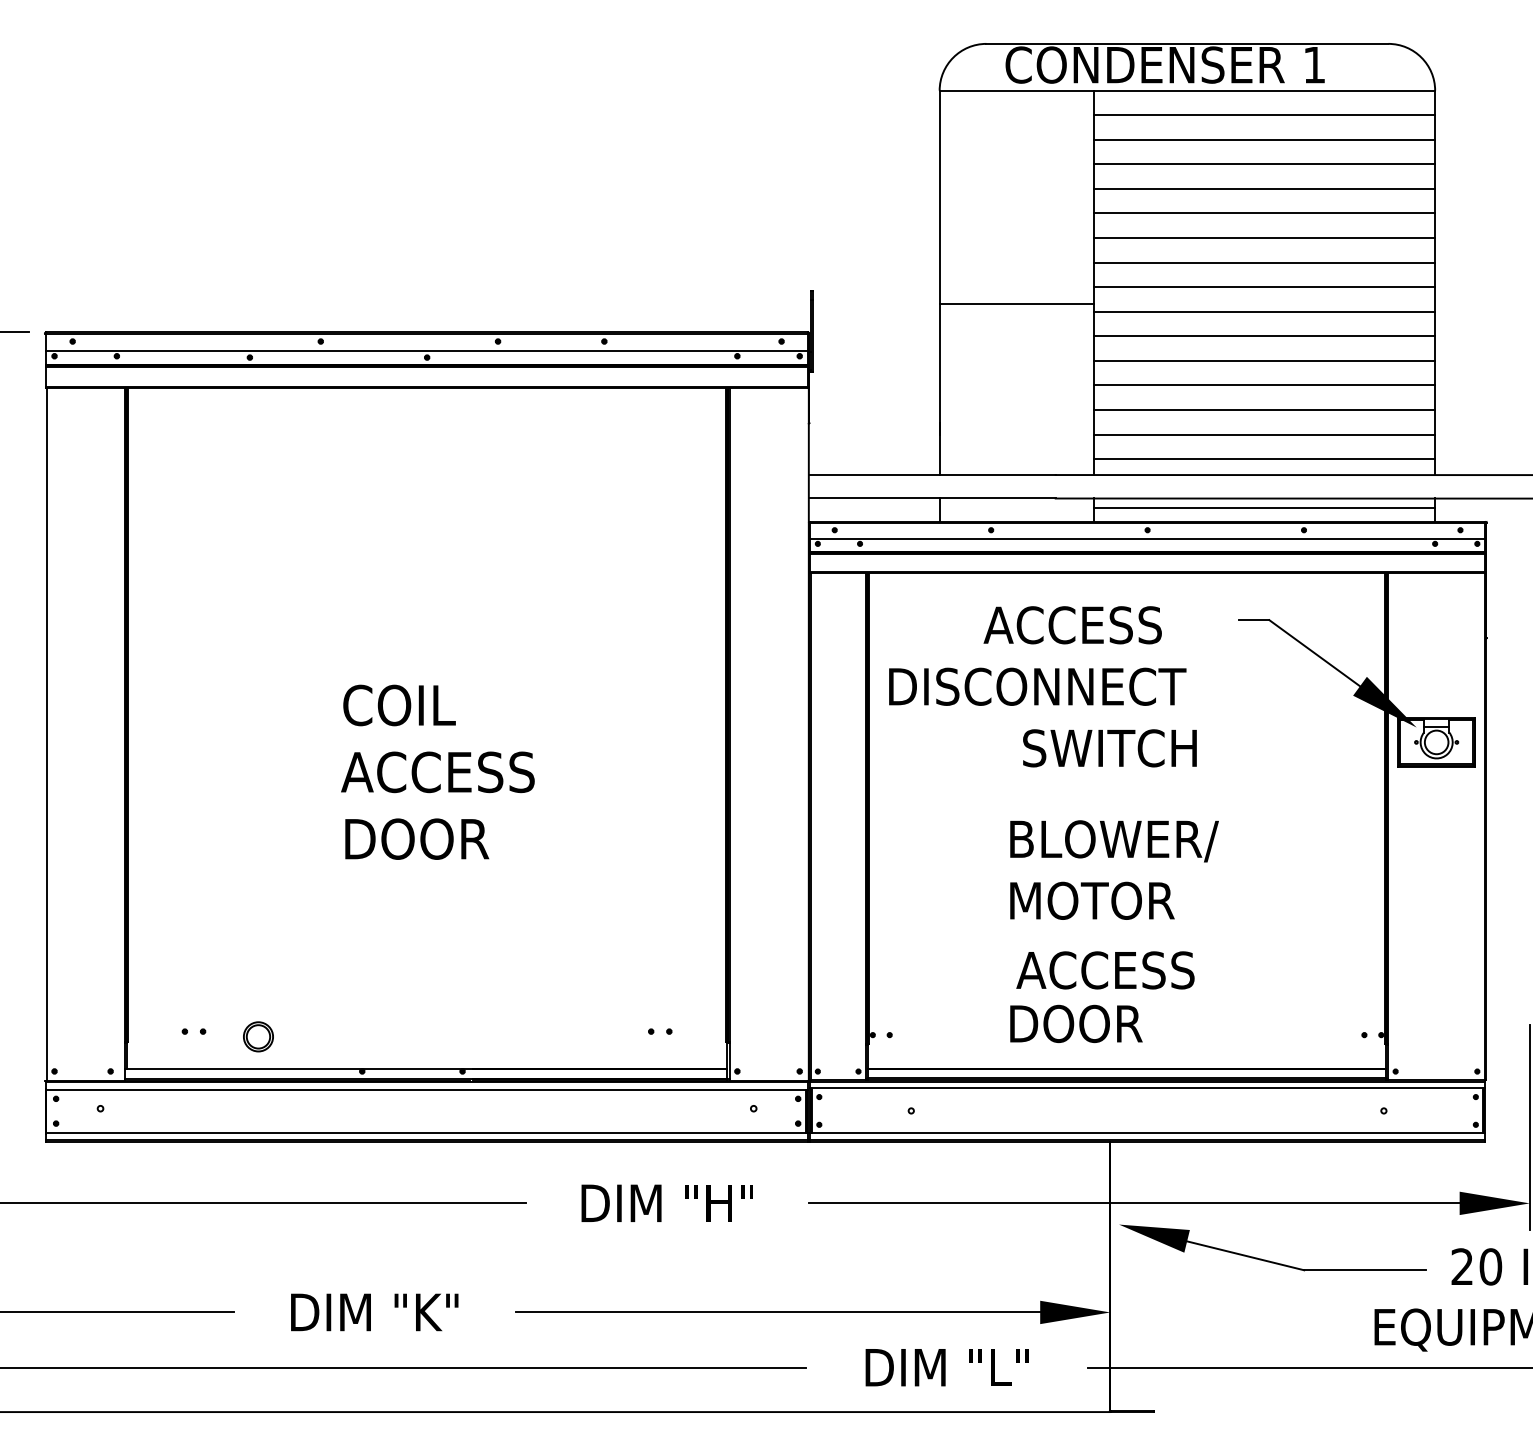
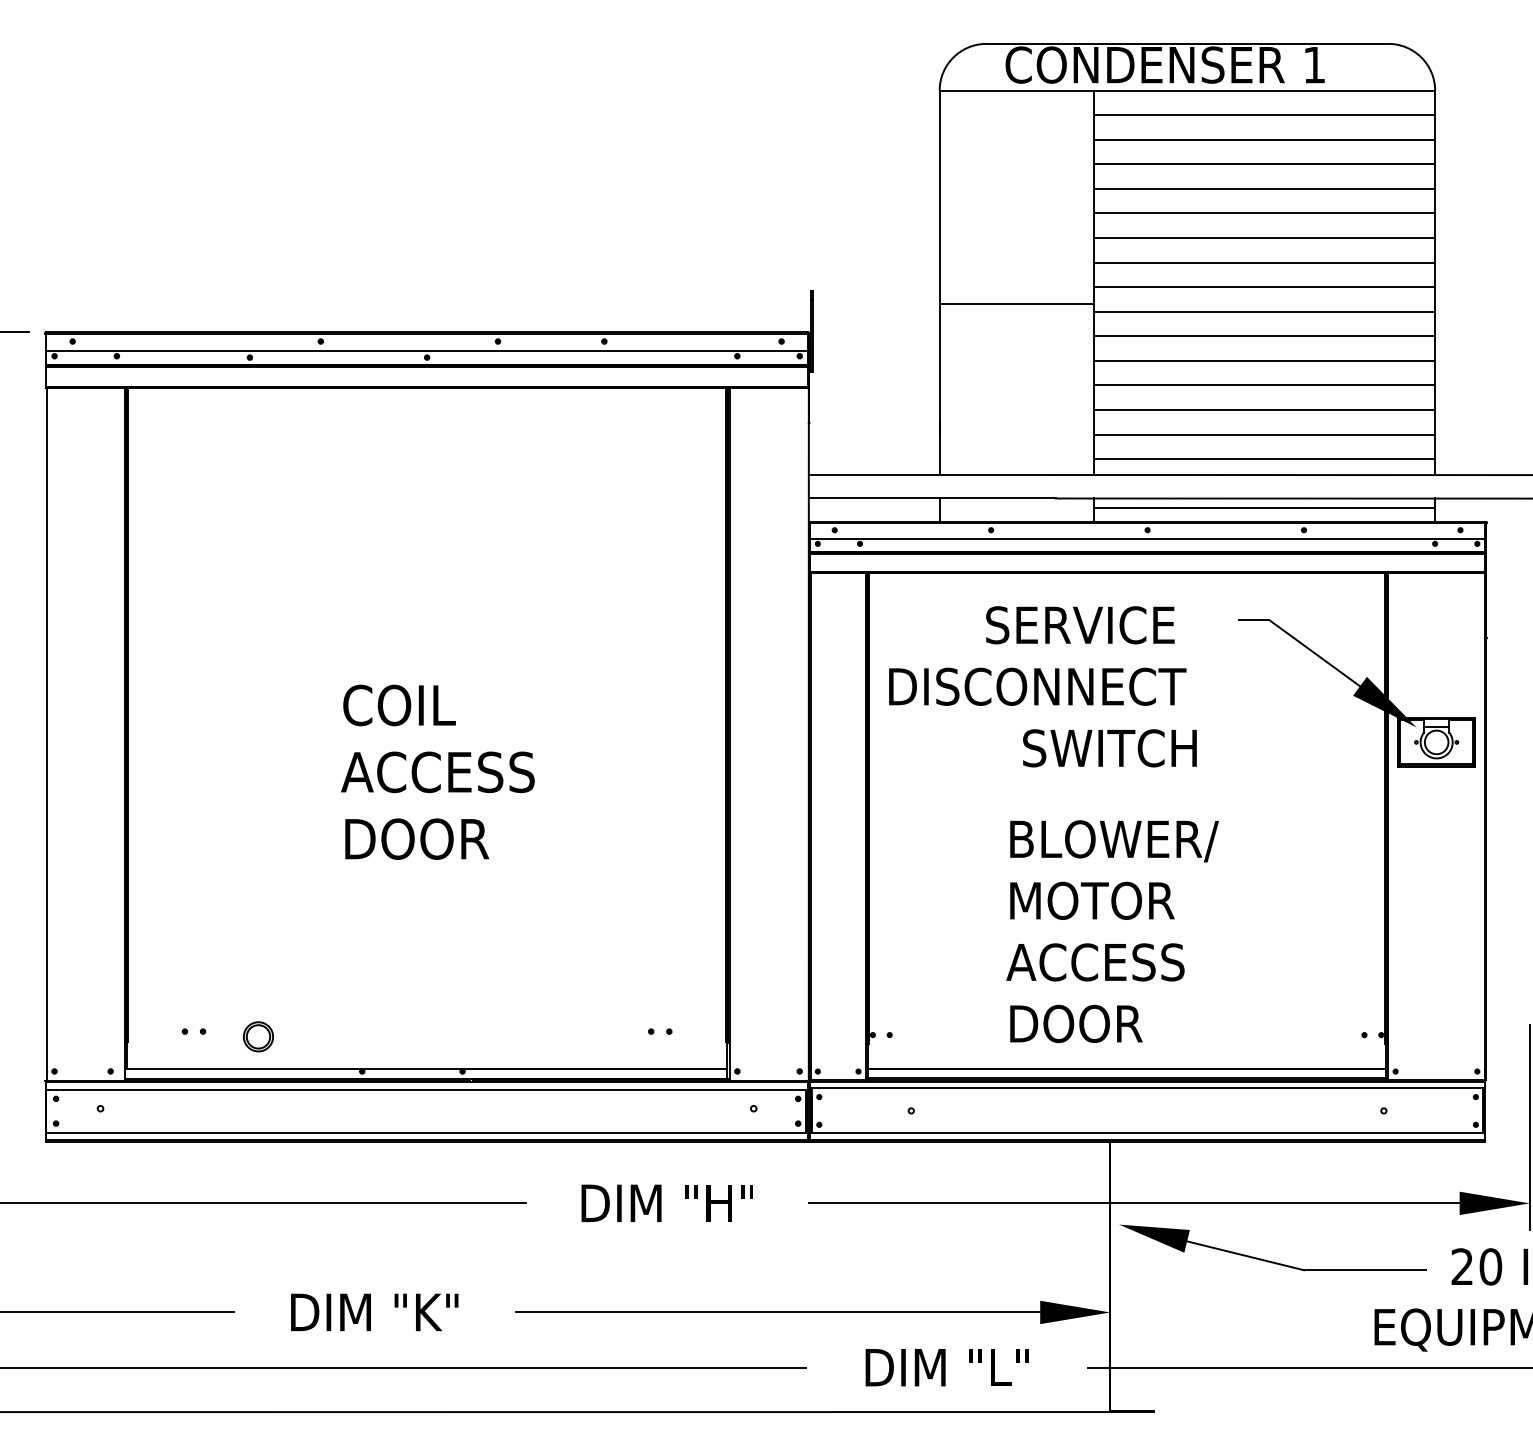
text: ACCESS -> SERVICE (1078, 625)
text position: (1105, 970) -> (1095, 962) (1095, 962)
